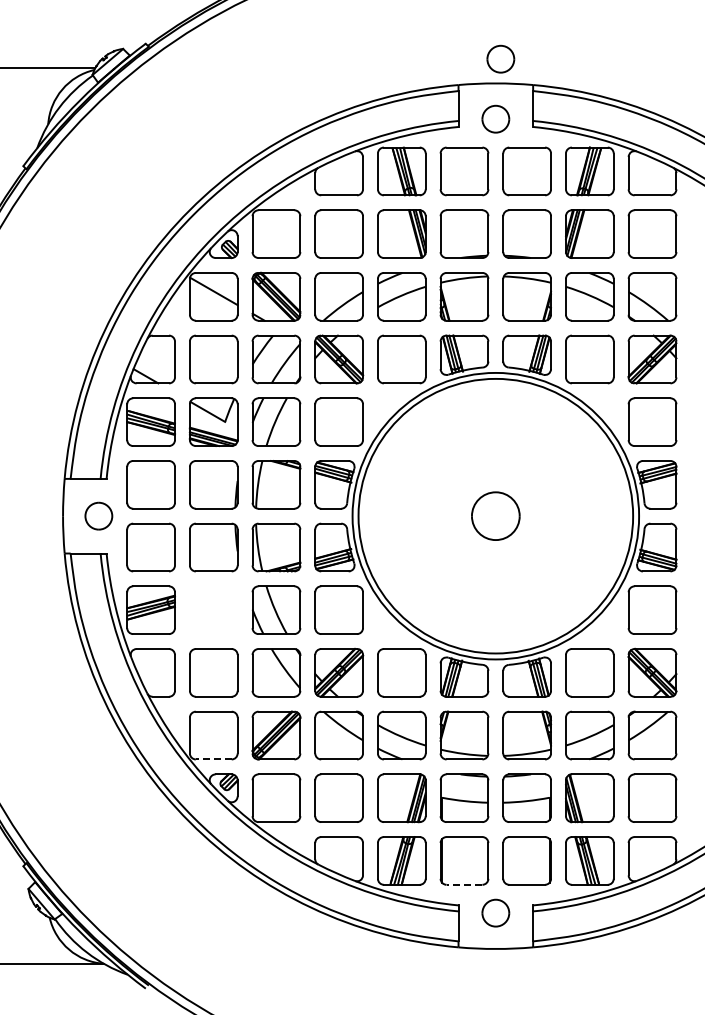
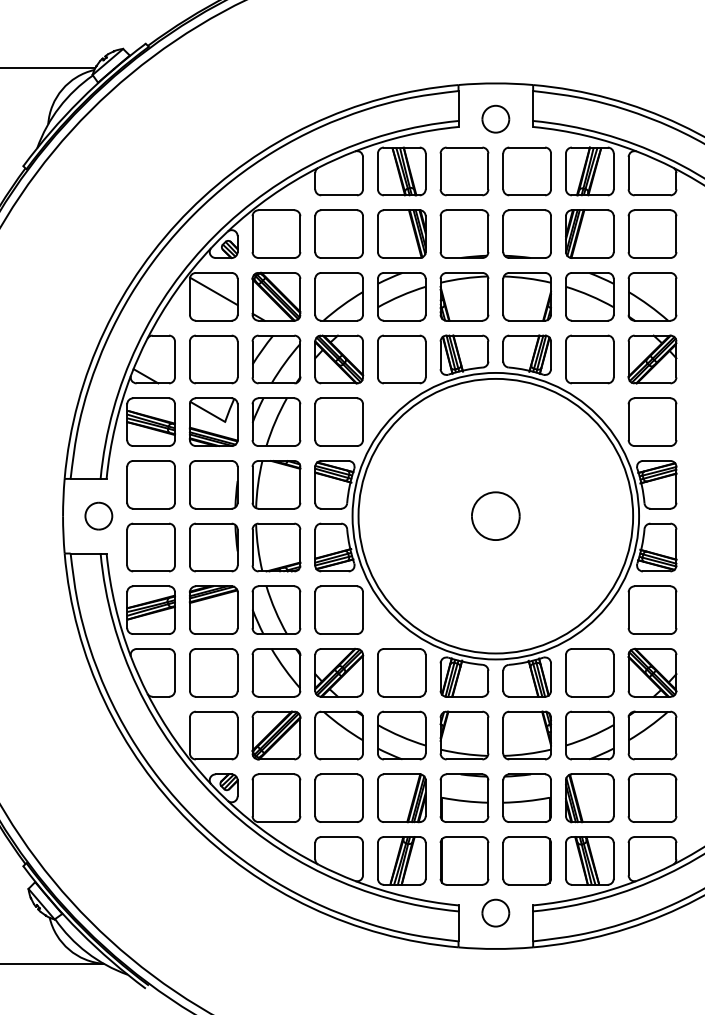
part: present -> none (500, 58)
part: none -> present (213, 609)
line: dashed -> solid (213, 759)
line: dashed -> solid (464, 884)
